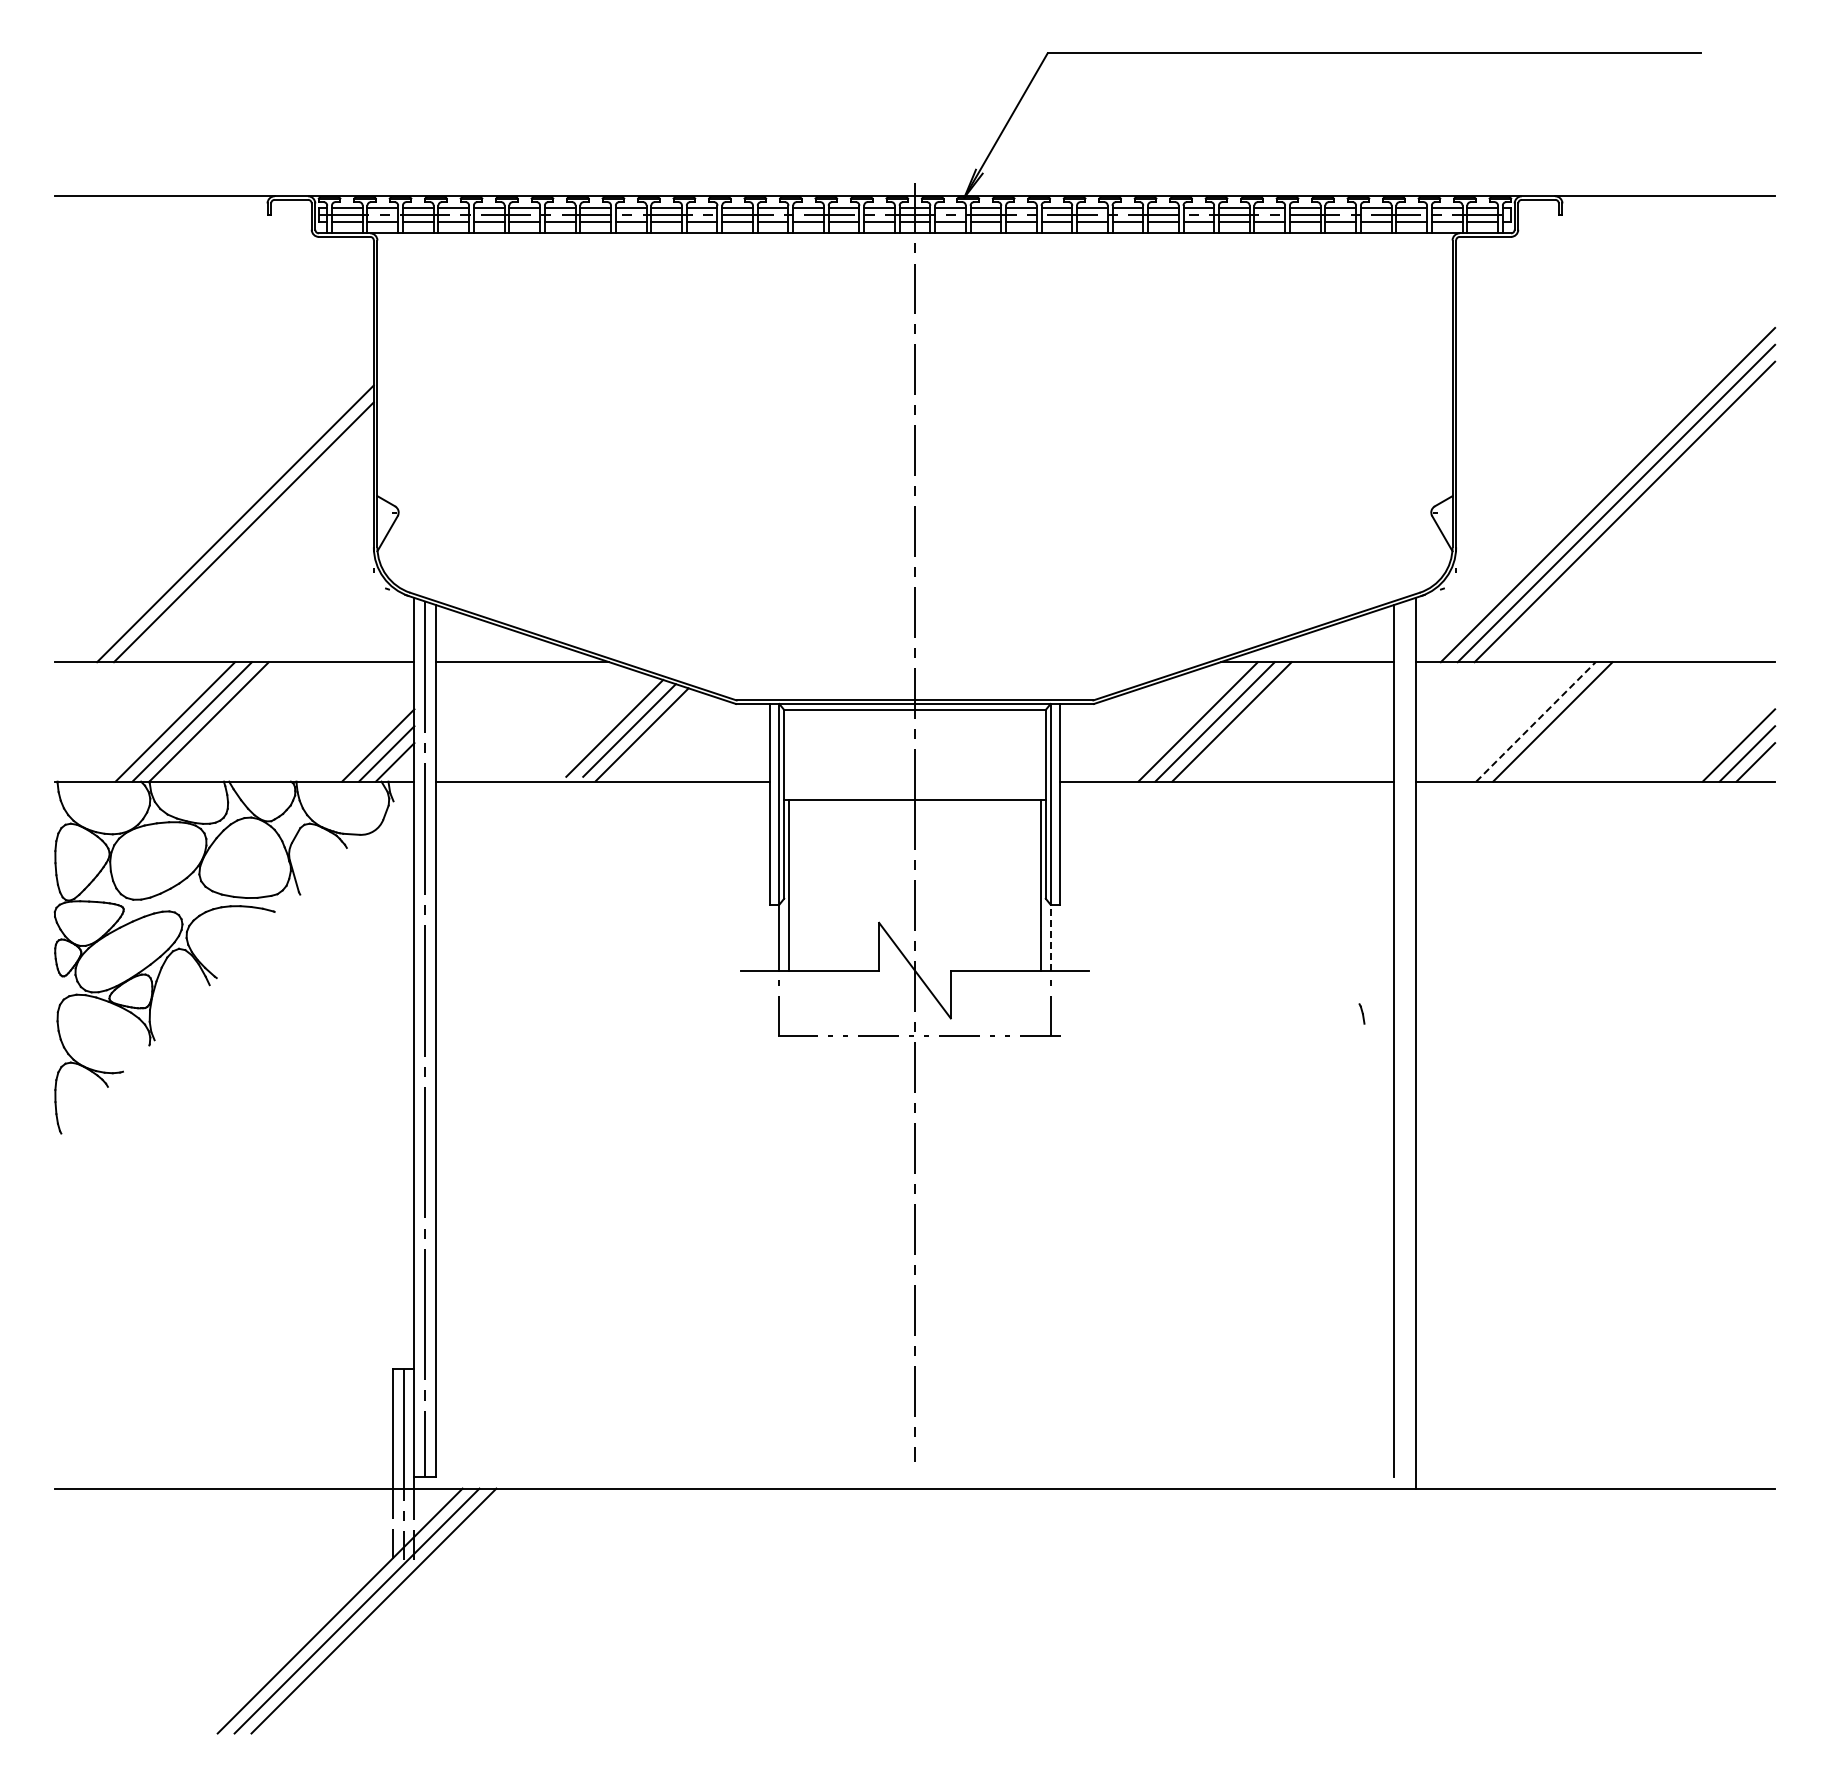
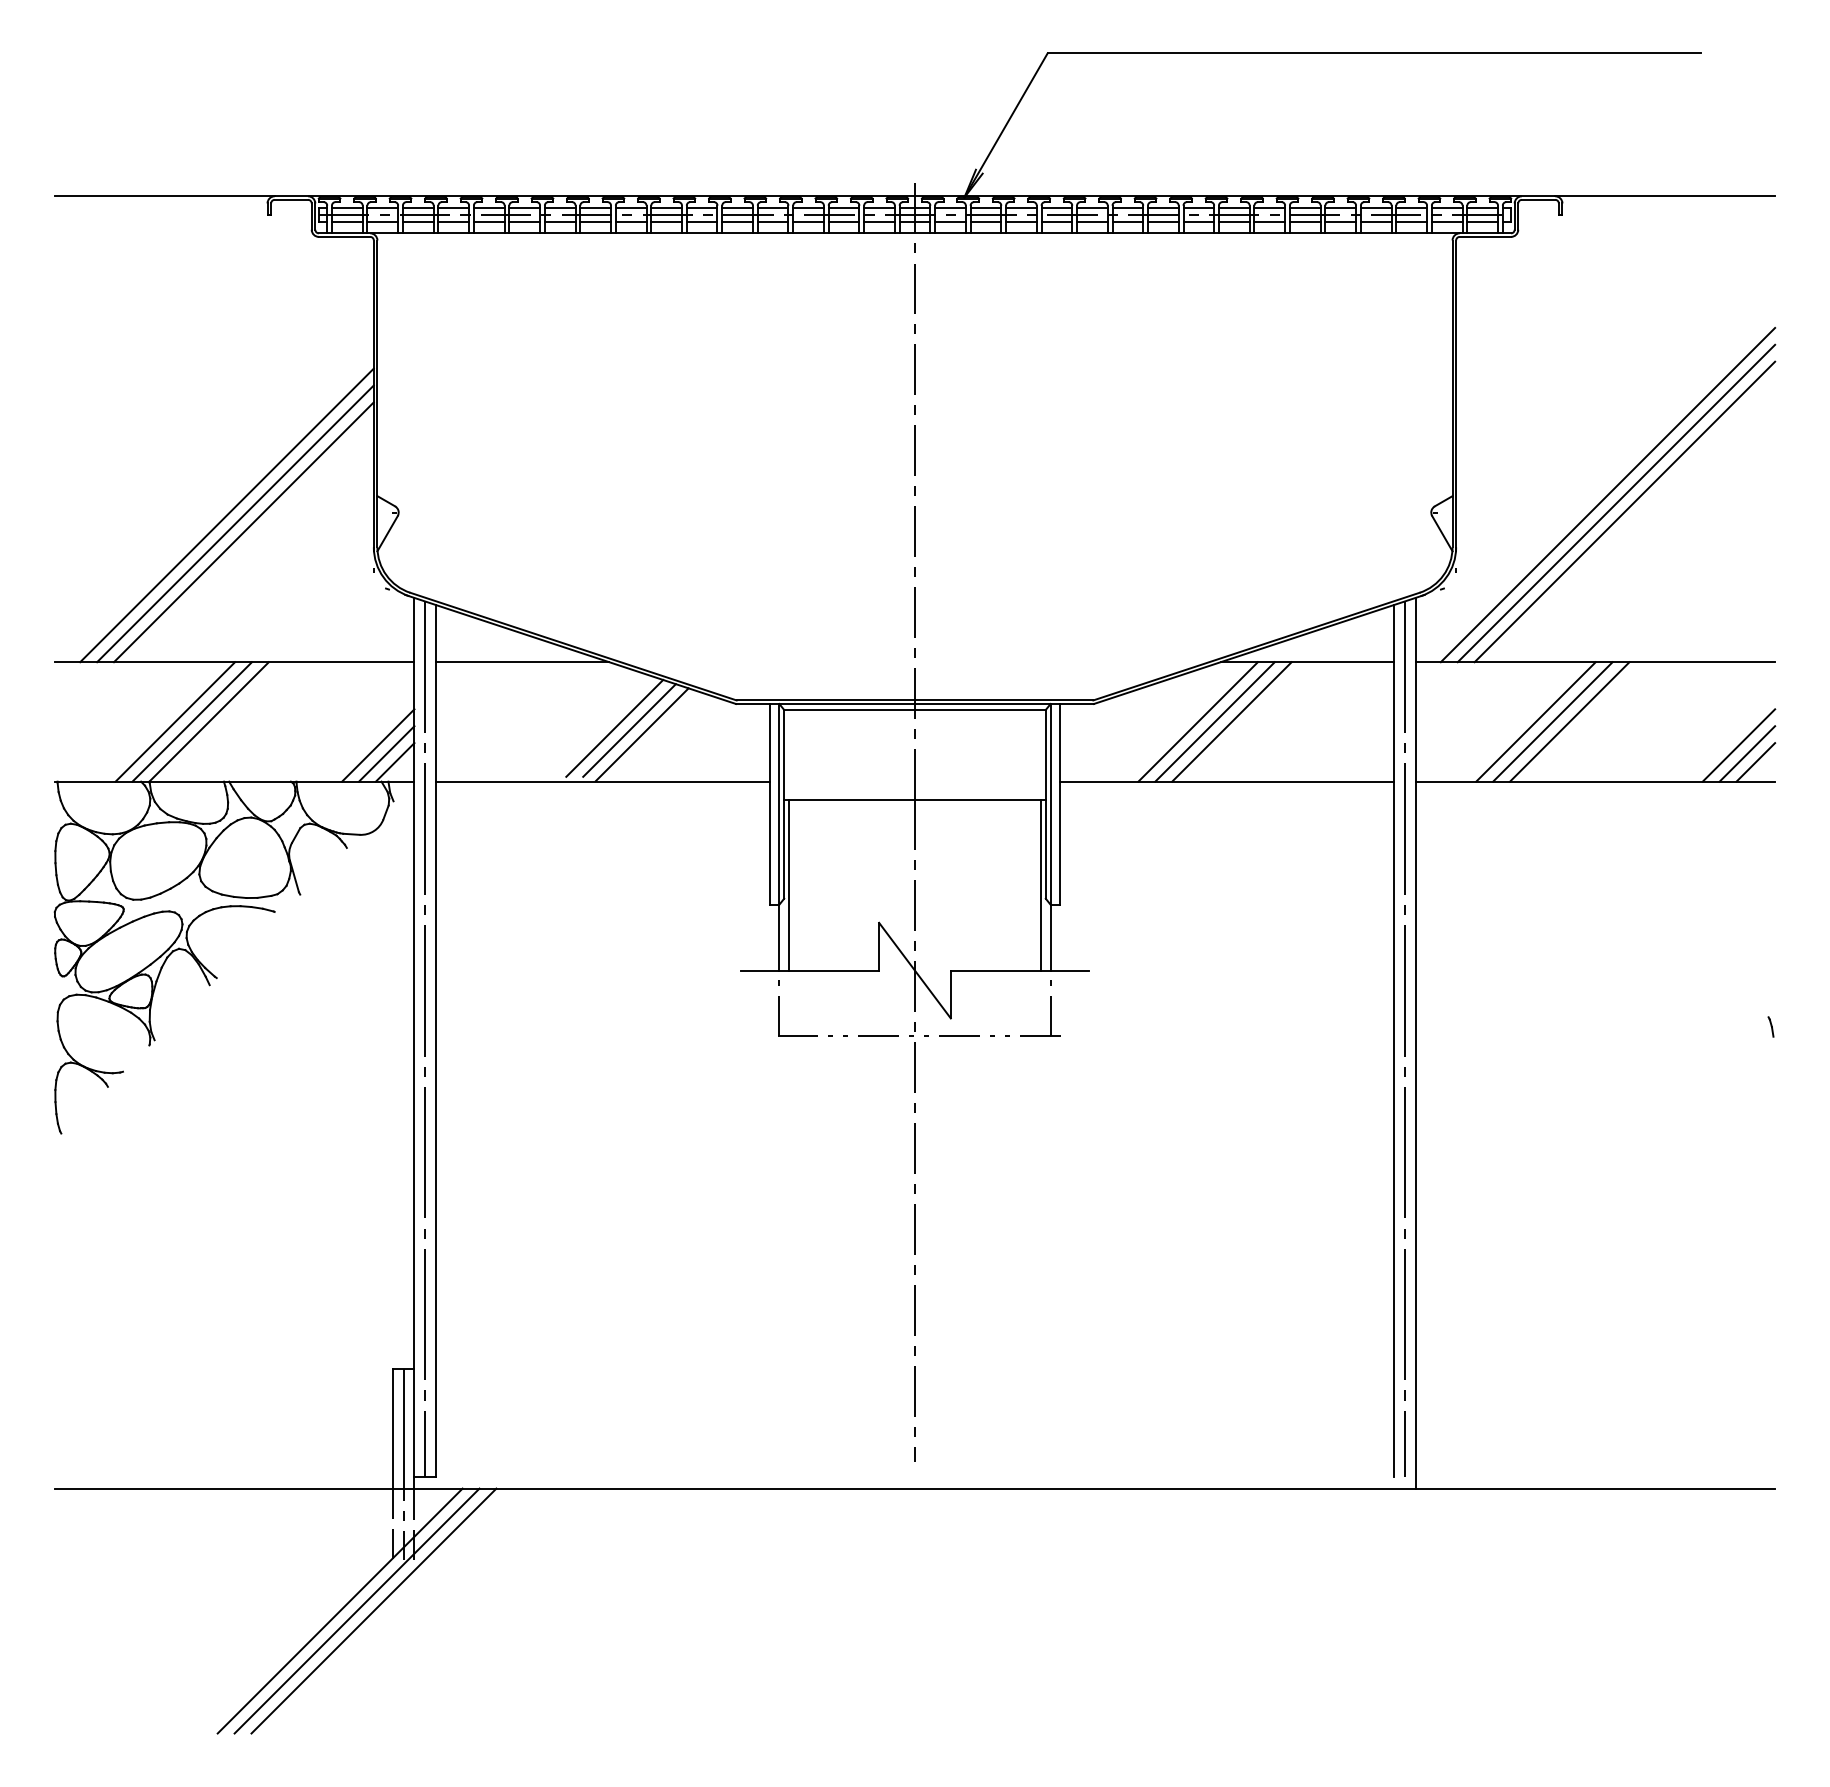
line: none -> present (226, 515)
line: dashed -> solid (1536, 721)
line: none -> present (1569, 721)
line: dashed -> solid (1051, 937)
line position: (1361, 1013) -> (1770, 1026) (1770, 1026)
line: none -> present (1404, 1039)
